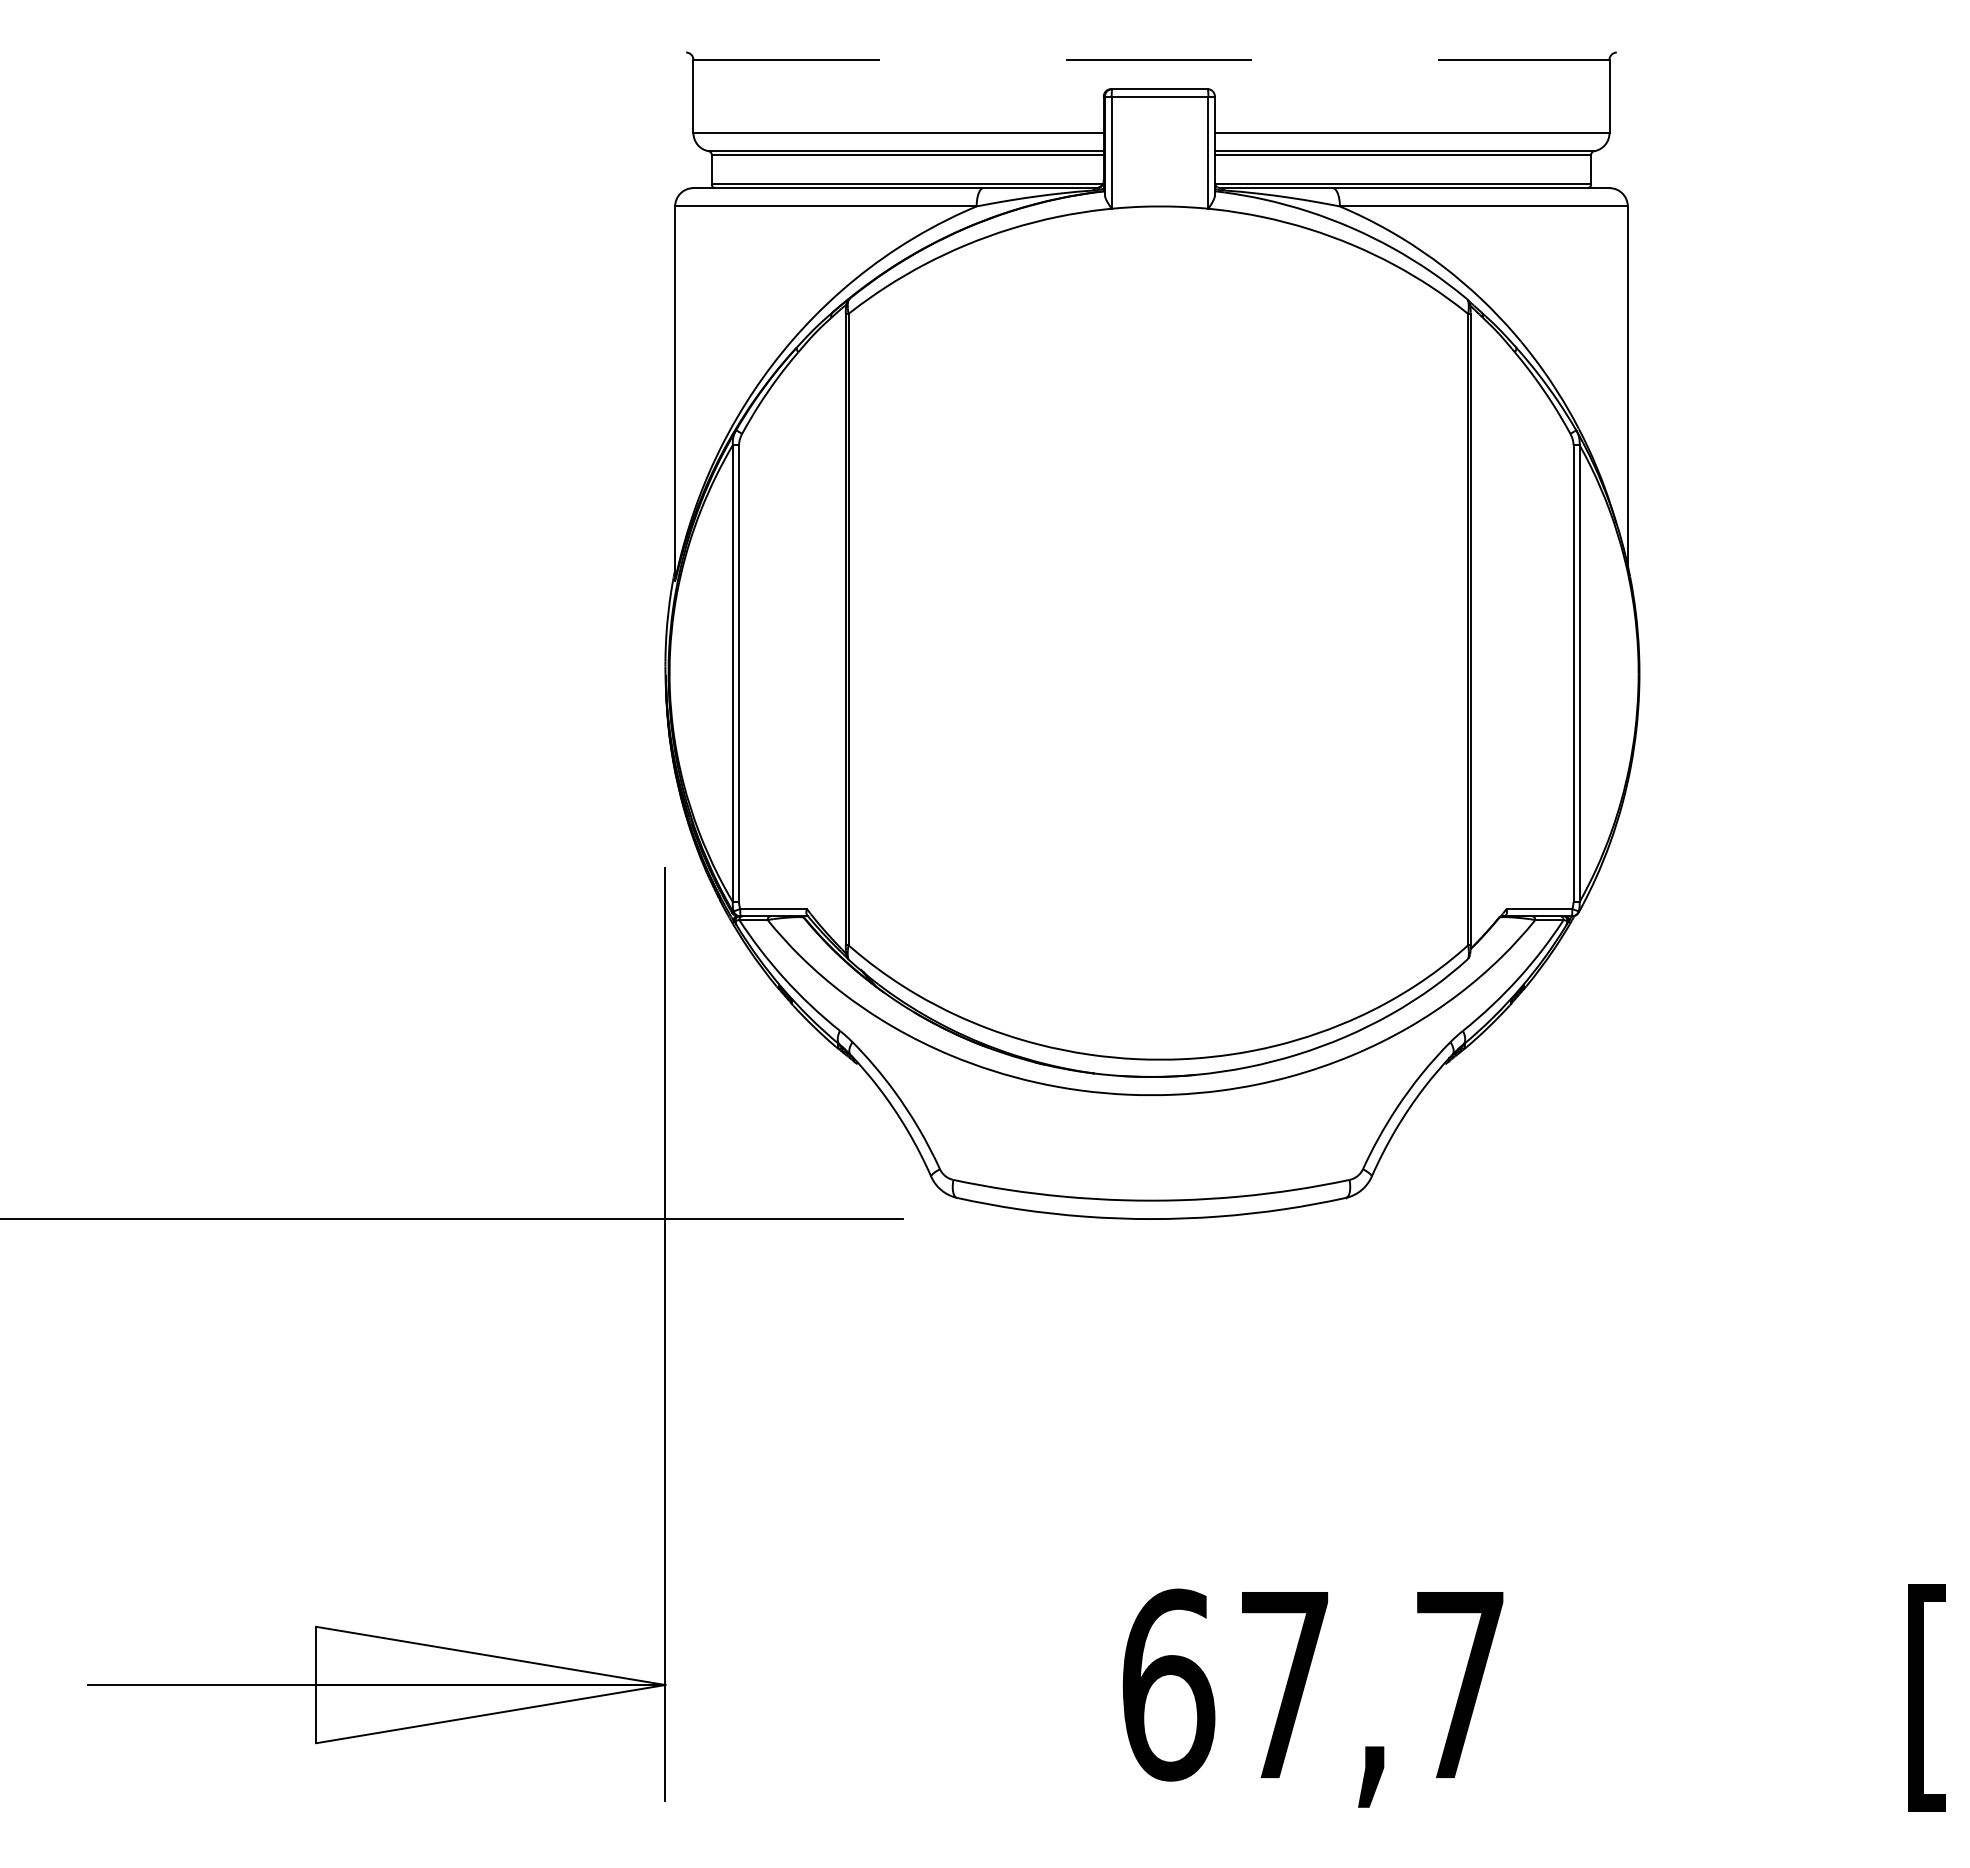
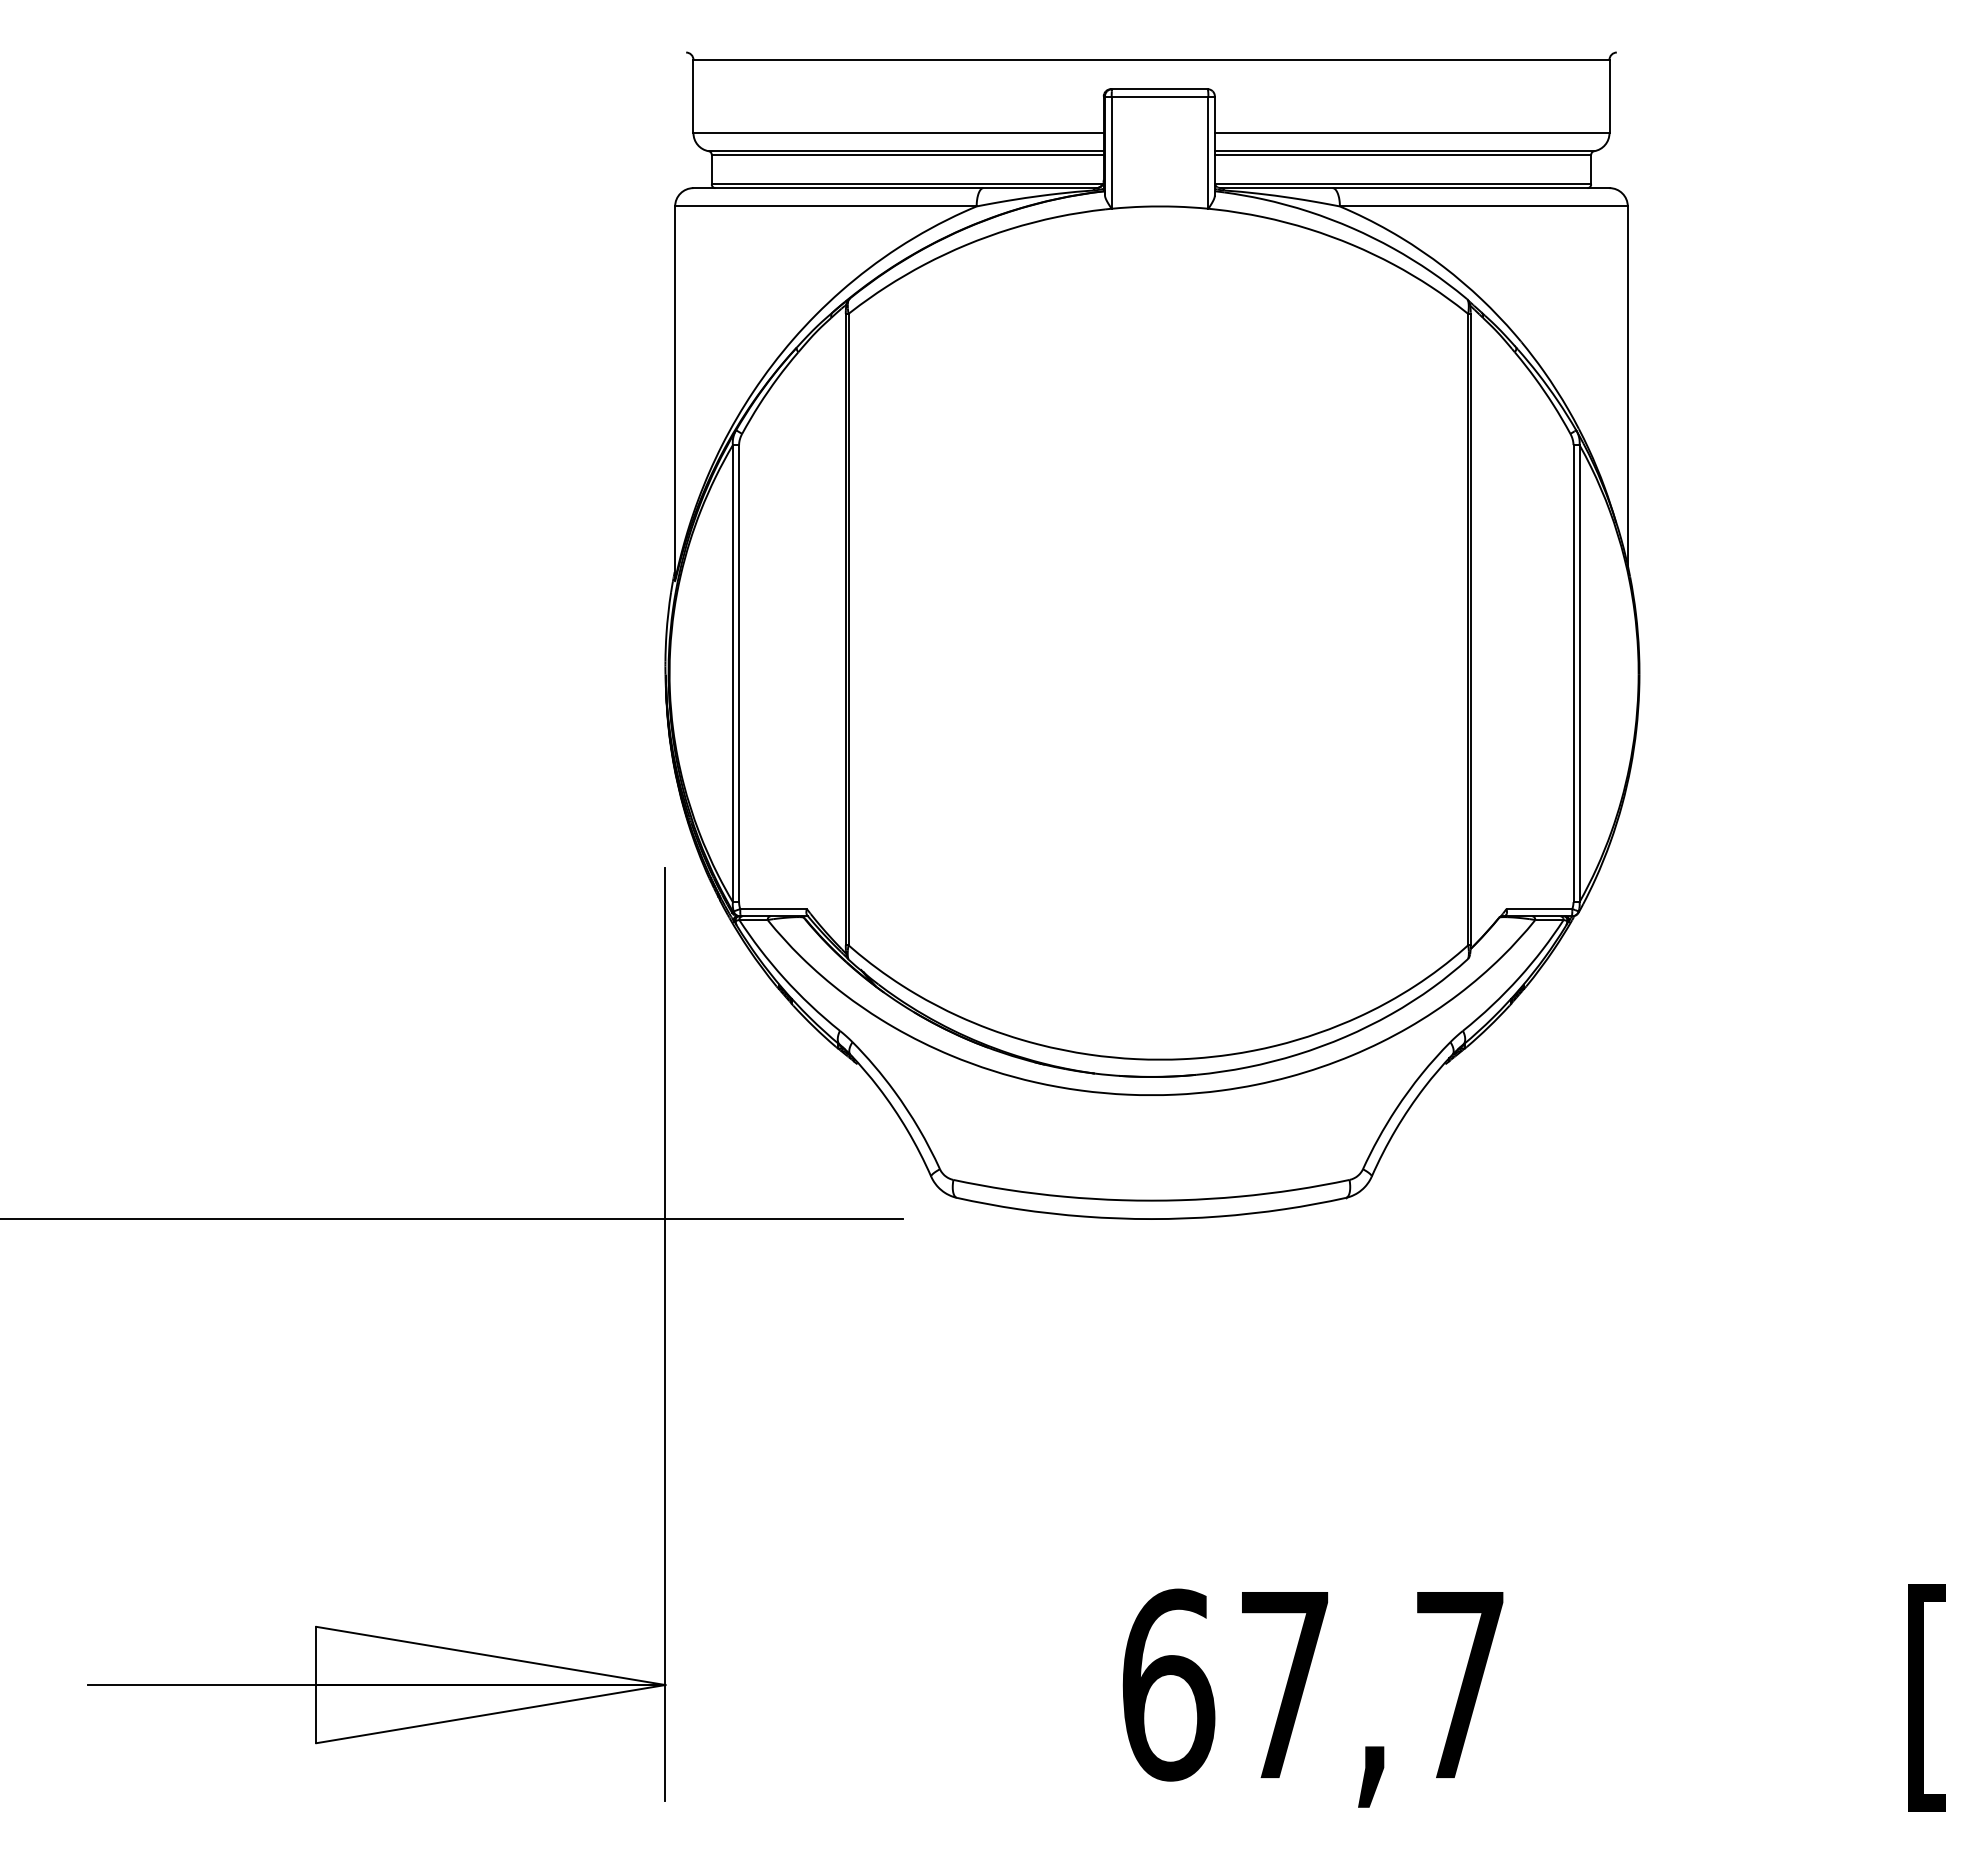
line: dashed -> solid (1151, 59)
